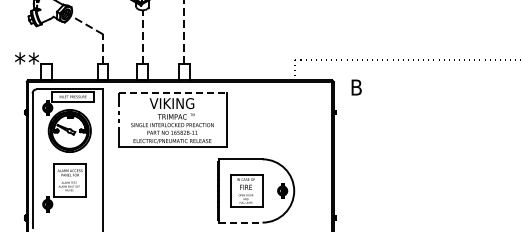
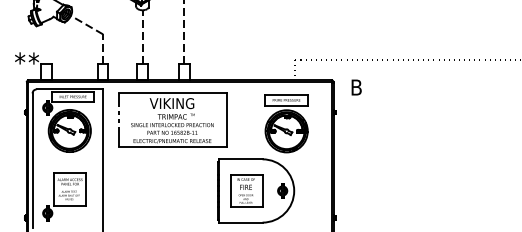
line: dashed -> solid (172, 93)
part: none -> present (286, 123)
part position: (64, 187) -> (64, 196) (64, 196)
line: dashed -> solid (240, 222)
